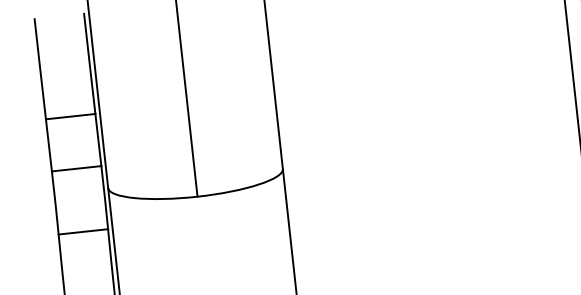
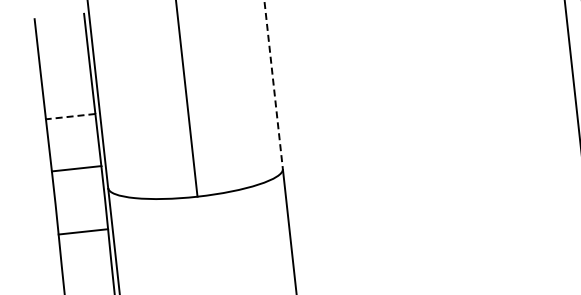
line: solid -> dashed (273, 84)
line: solid -> dashed (70, 116)
